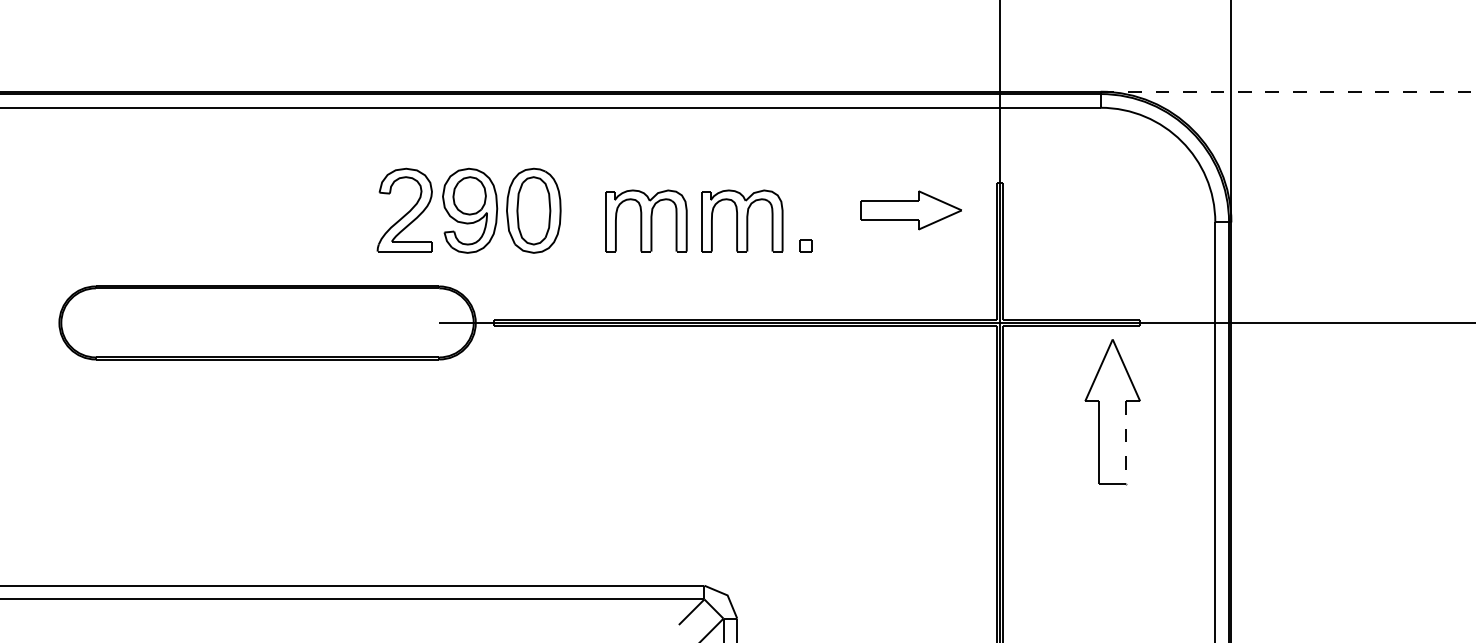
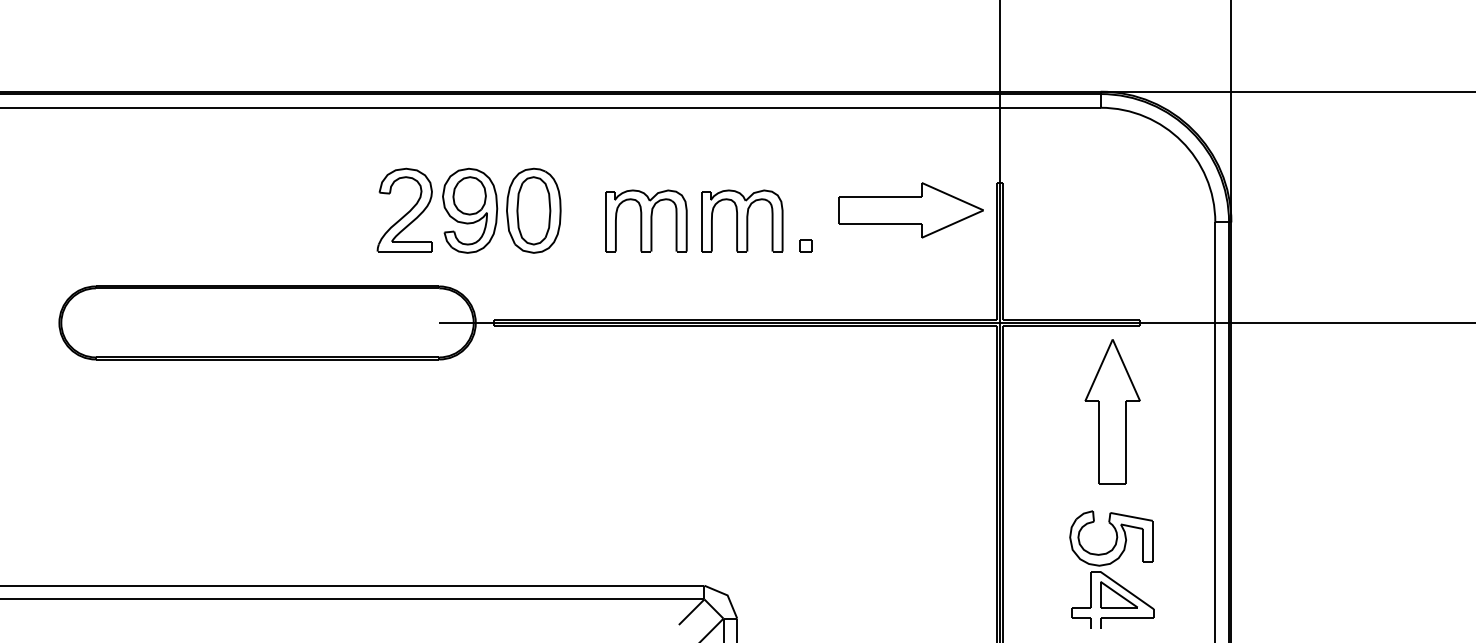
line: dashed -> solid (1288, 91)
part size: 102x41 px -> 146x57 px (910, 210)
line: dashed -> solid (1126, 442)
part: none -> present (1111, 569)
